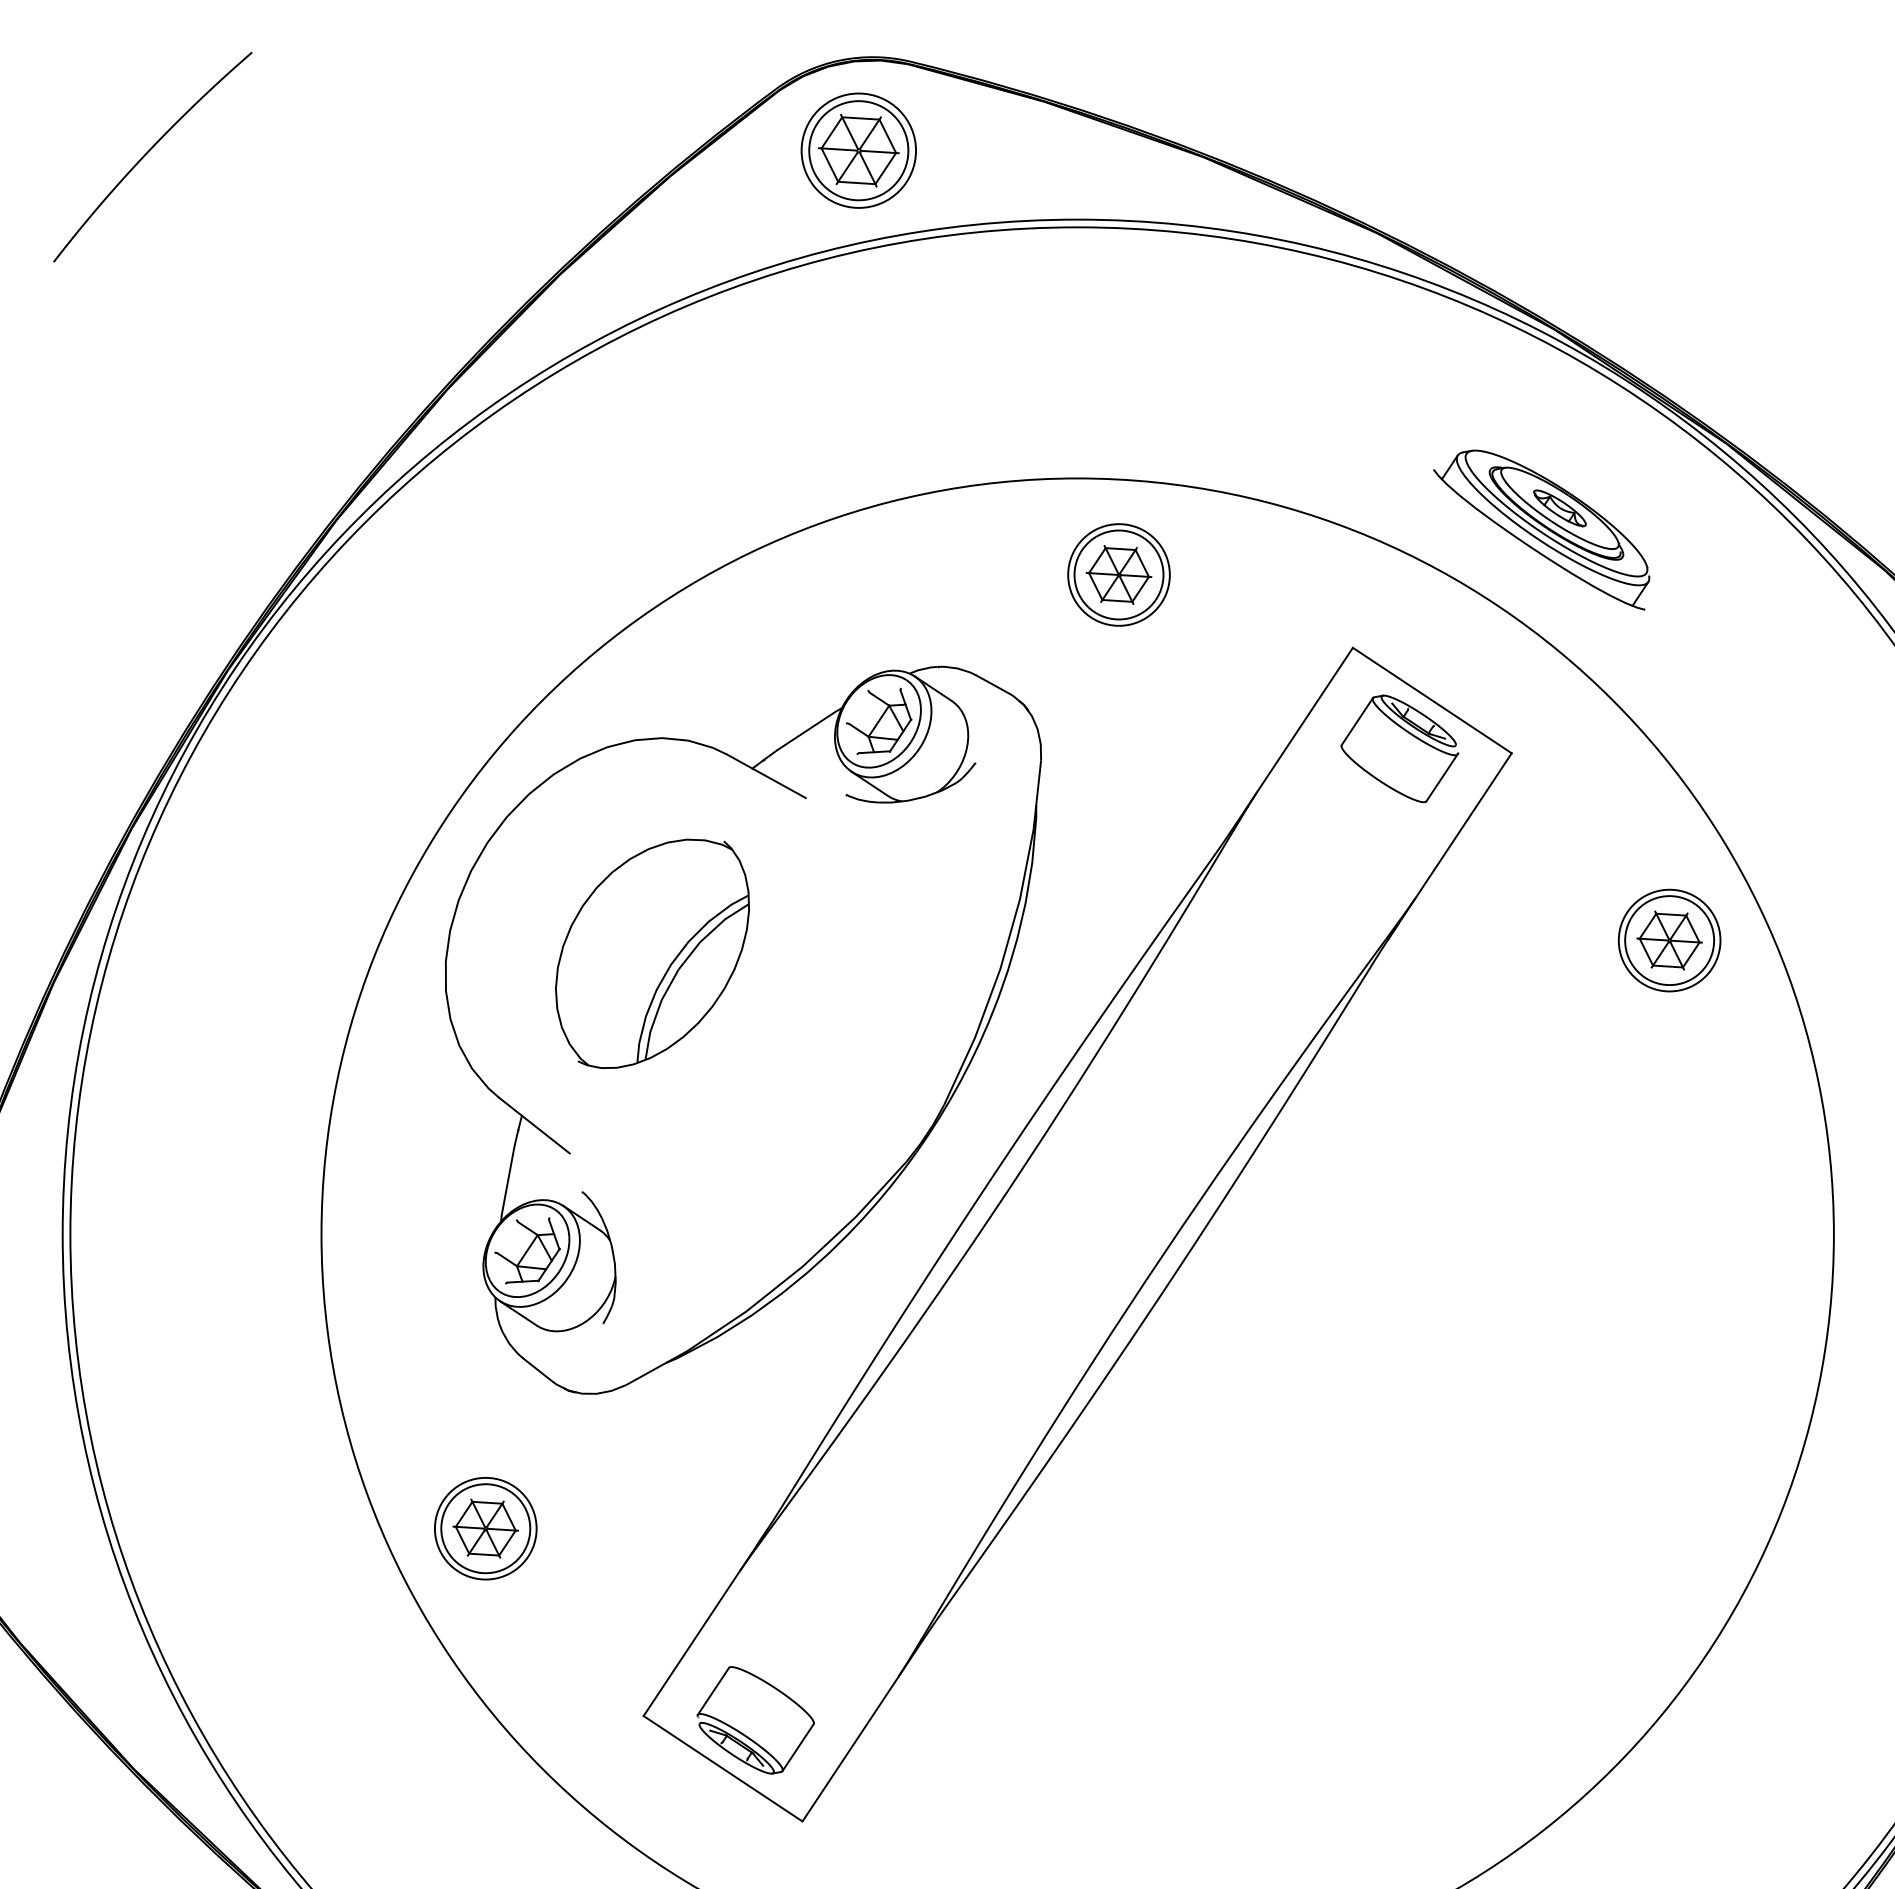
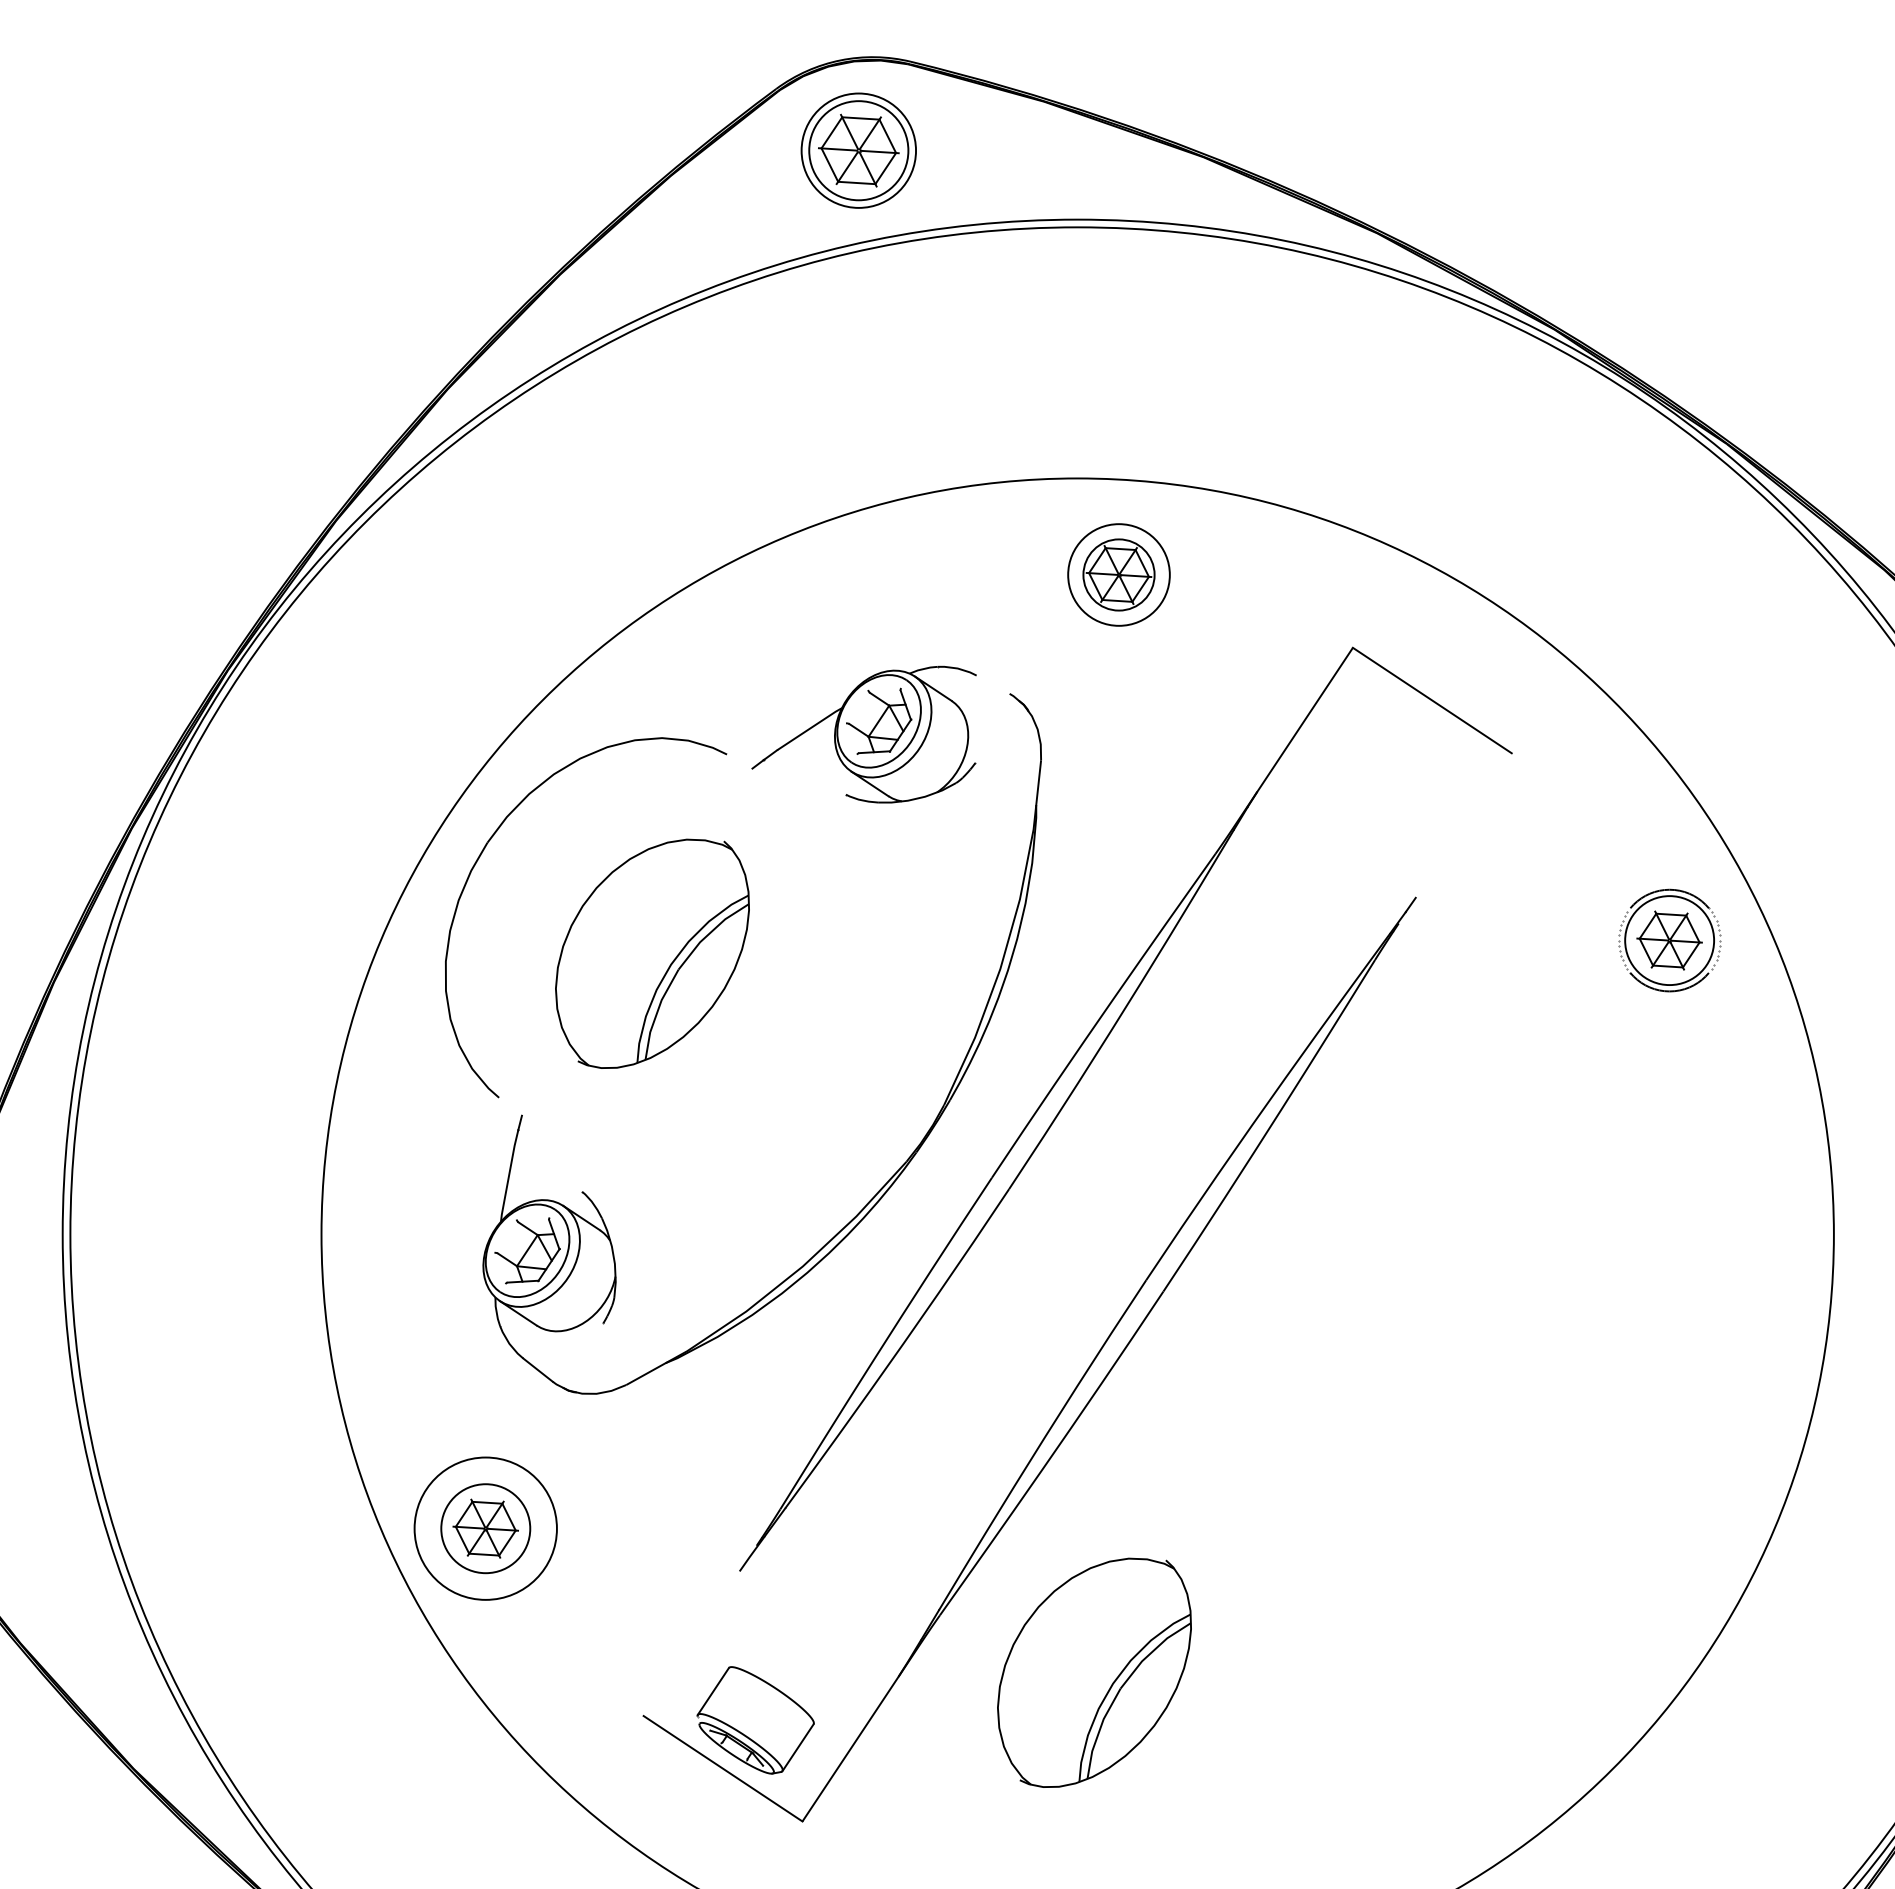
curve: present -> none (148, 152)
part: present -> none (1541, 529)
circle diameter: 89 px -> 71 px (1118, 574)
line: present -> none (992, 684)
part: present -> none (1399, 748)
line: present -> none (766, 776)
line: present -> none (1449, 846)
circle: solid -> dashed (1669, 940)
line: present -> none (534, 1125)
circle diameter: 102 px -> 142 px (485, 1528)
line: present -> none (705, 1622)
part: none -> present (1094, 1672)
